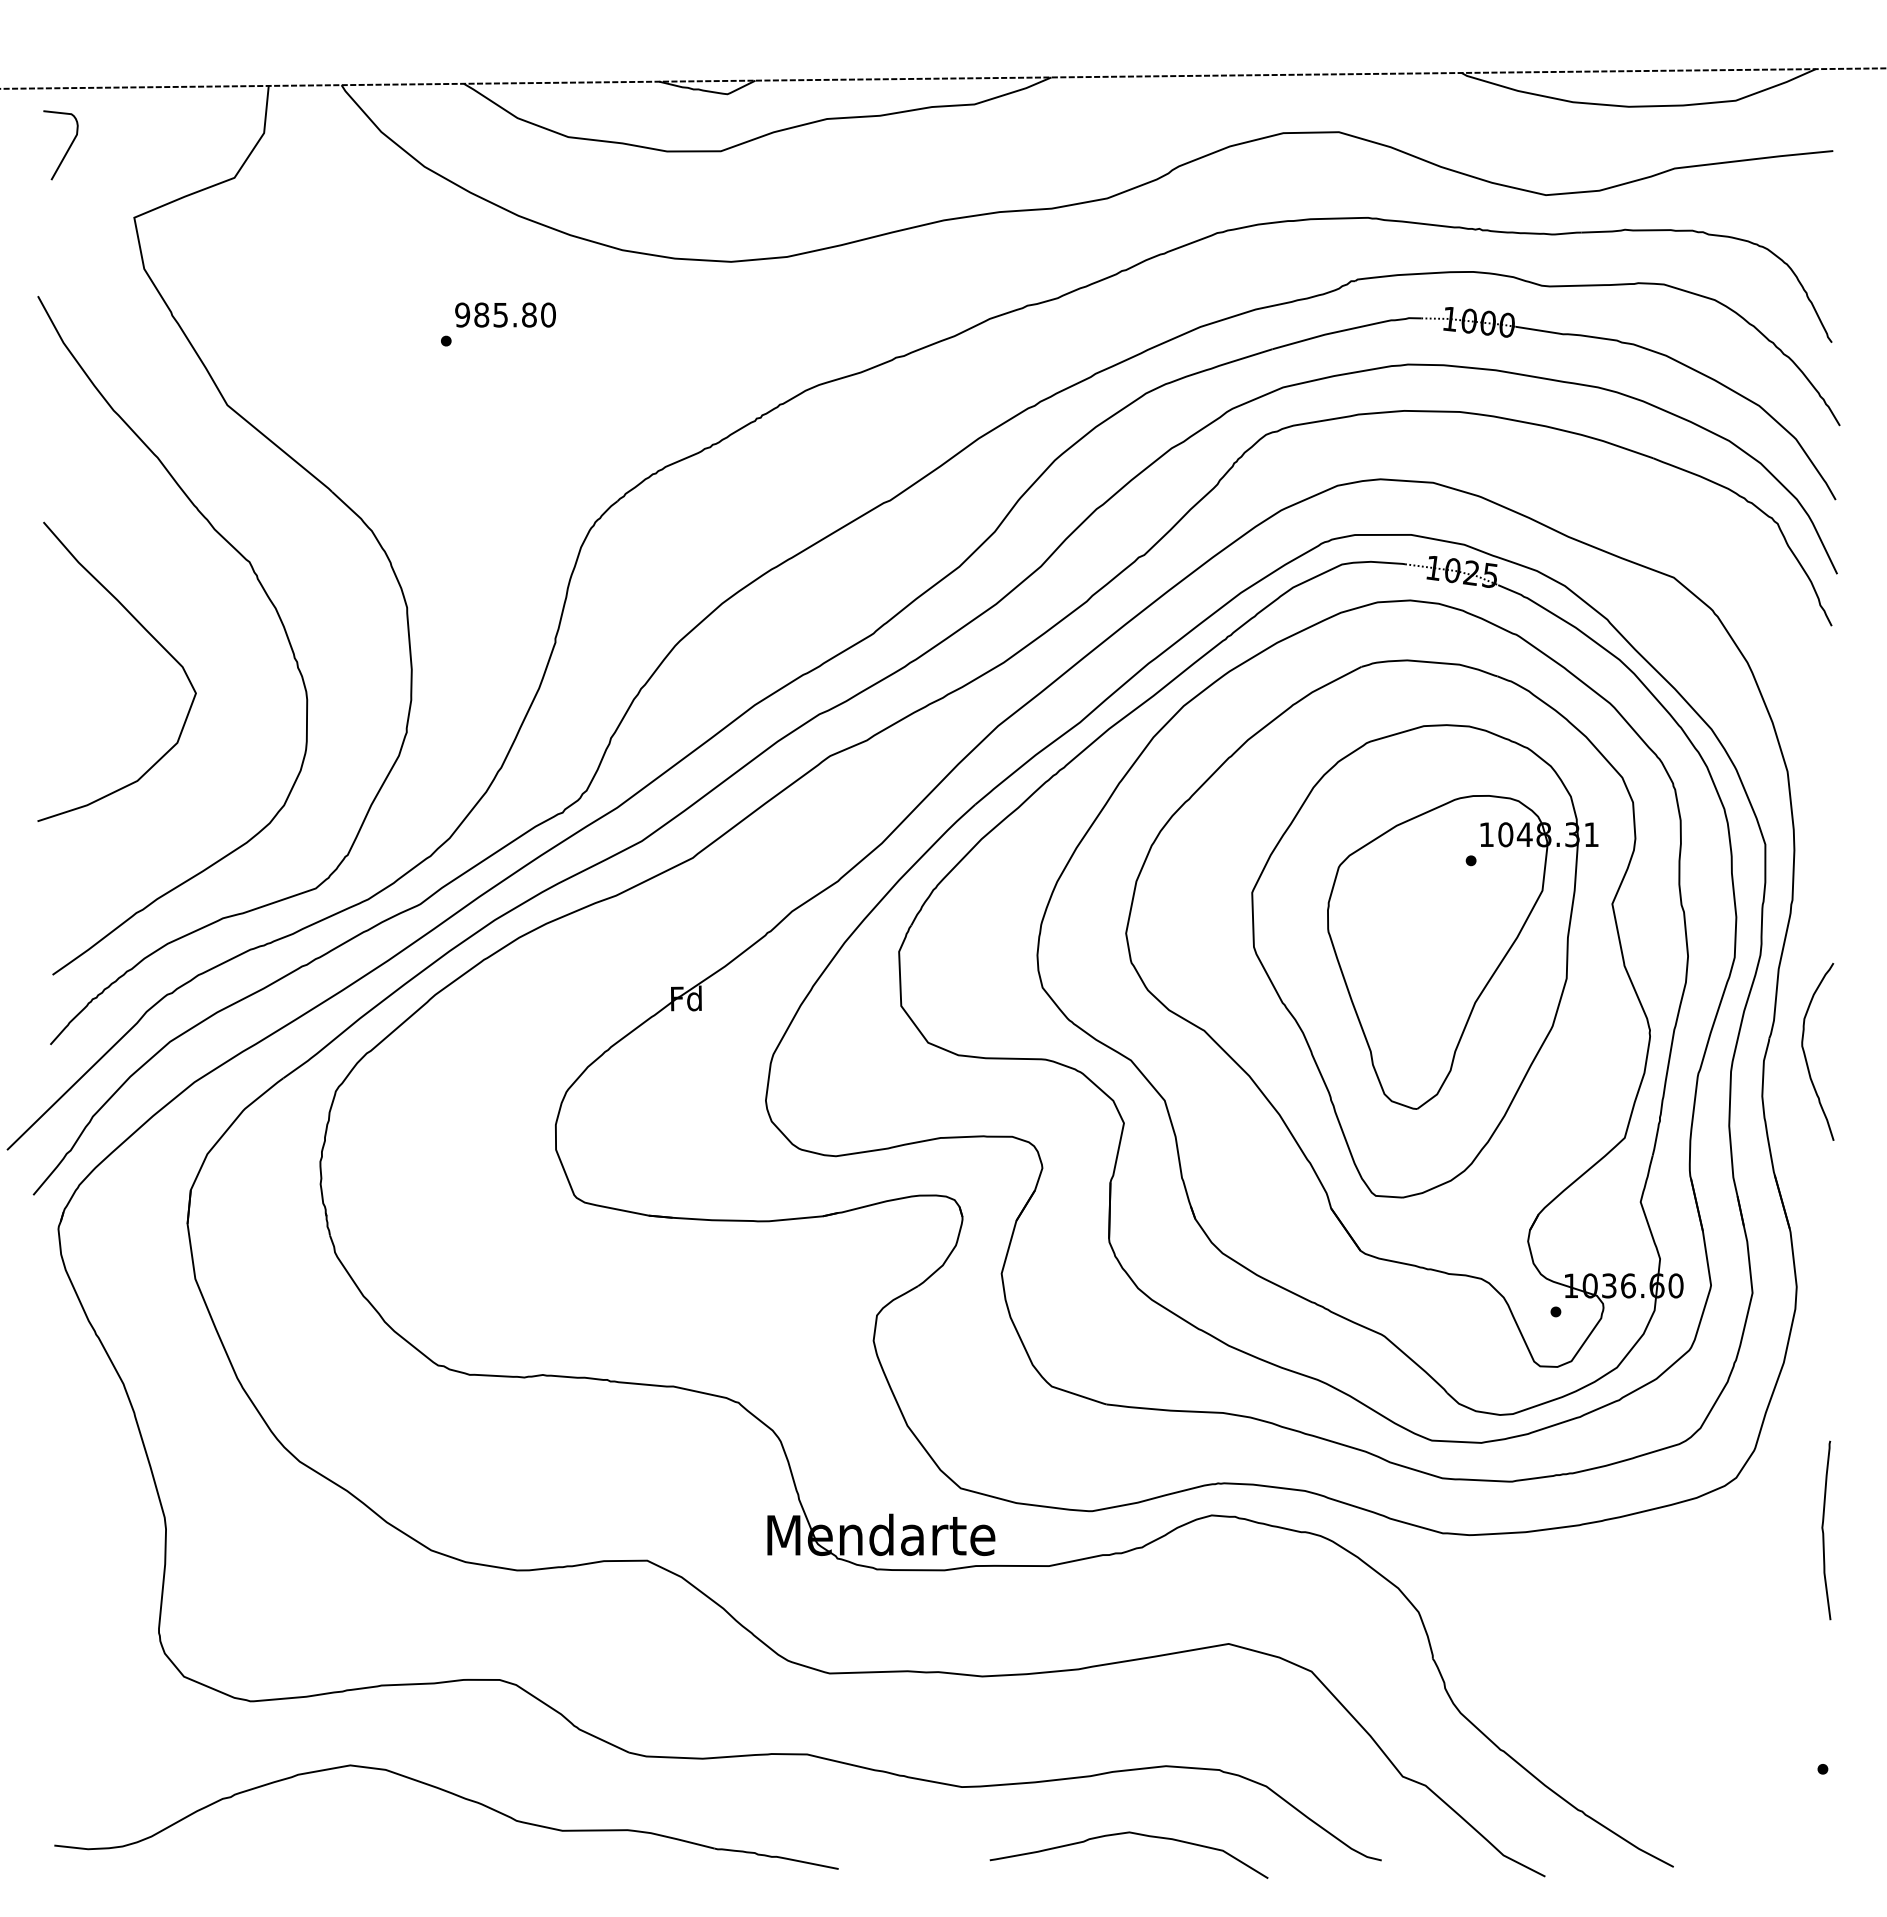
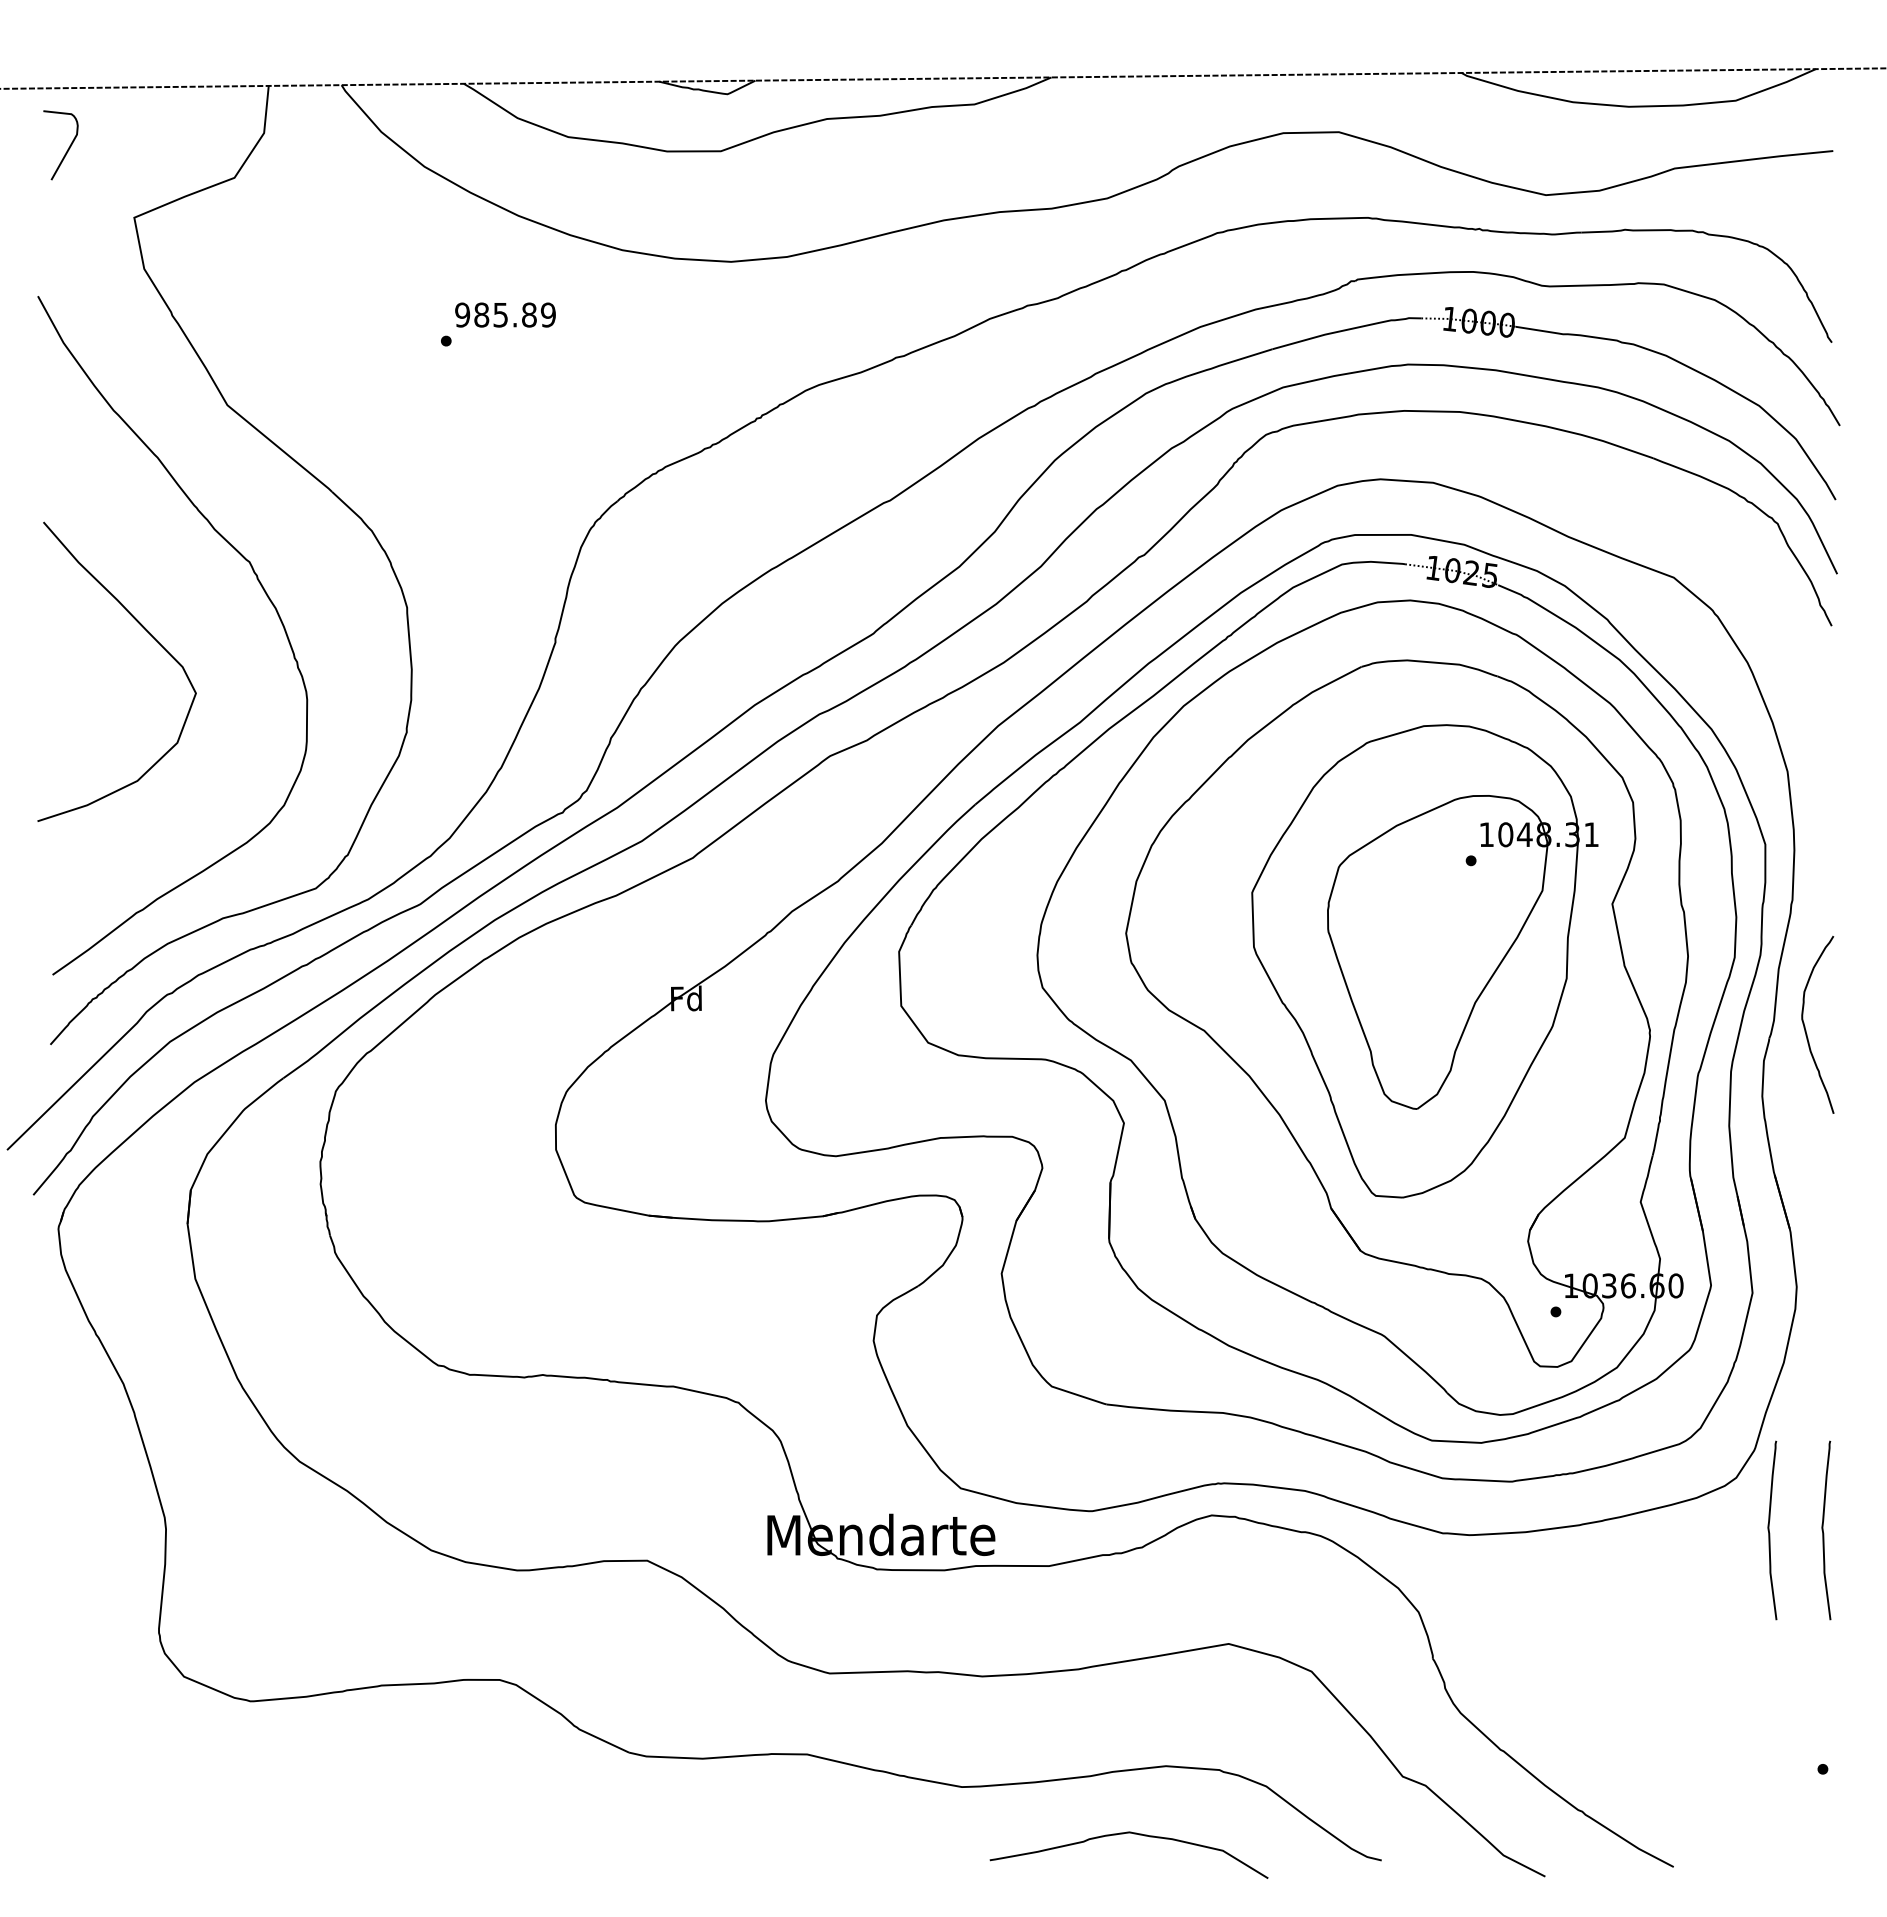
text: 985.80 -> 985.89 (547, 314)
curve position: (1805, 1053) -> (1805, 1026) (1805, 1026)
curve: none -> present (1769, 1530)
part: present -> none (456, 1796)
